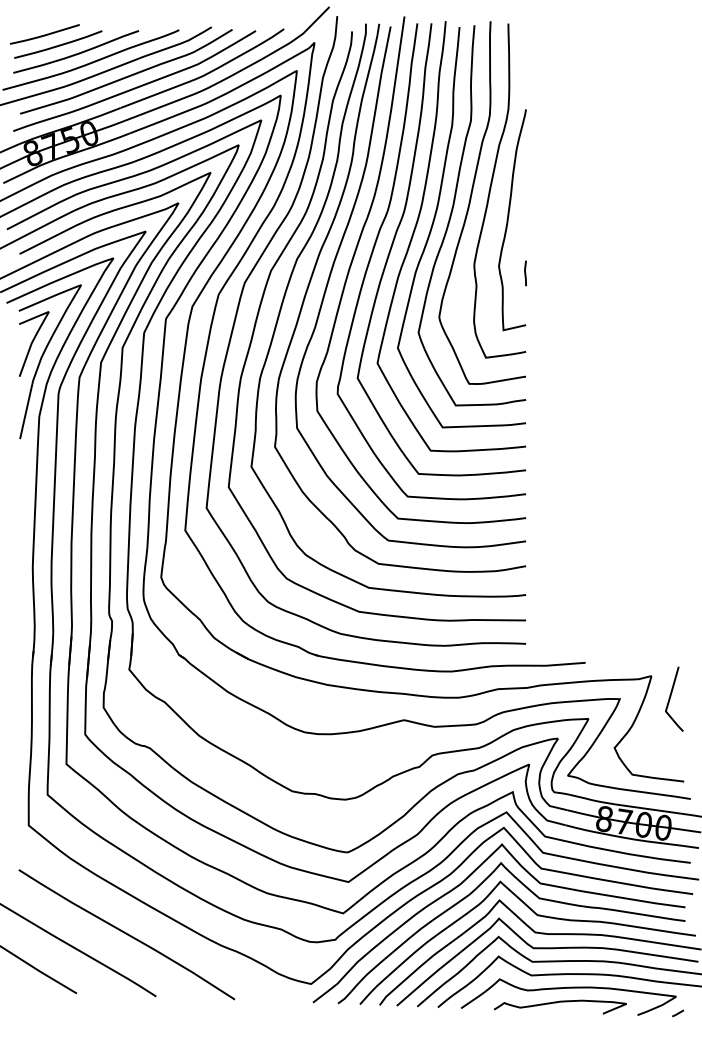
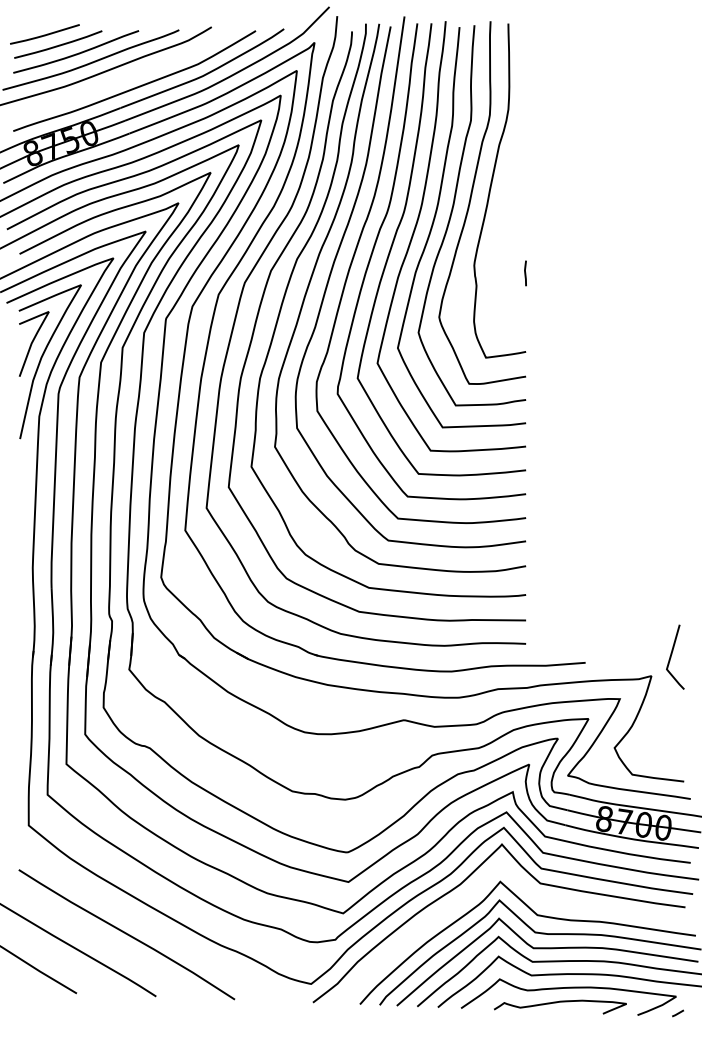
curve: present -> none (127, 75)
curve: present -> none (508, 220)
curve position: (671, 696) -> (672, 654) (672, 654)
curve: present -> none (536, 897)
